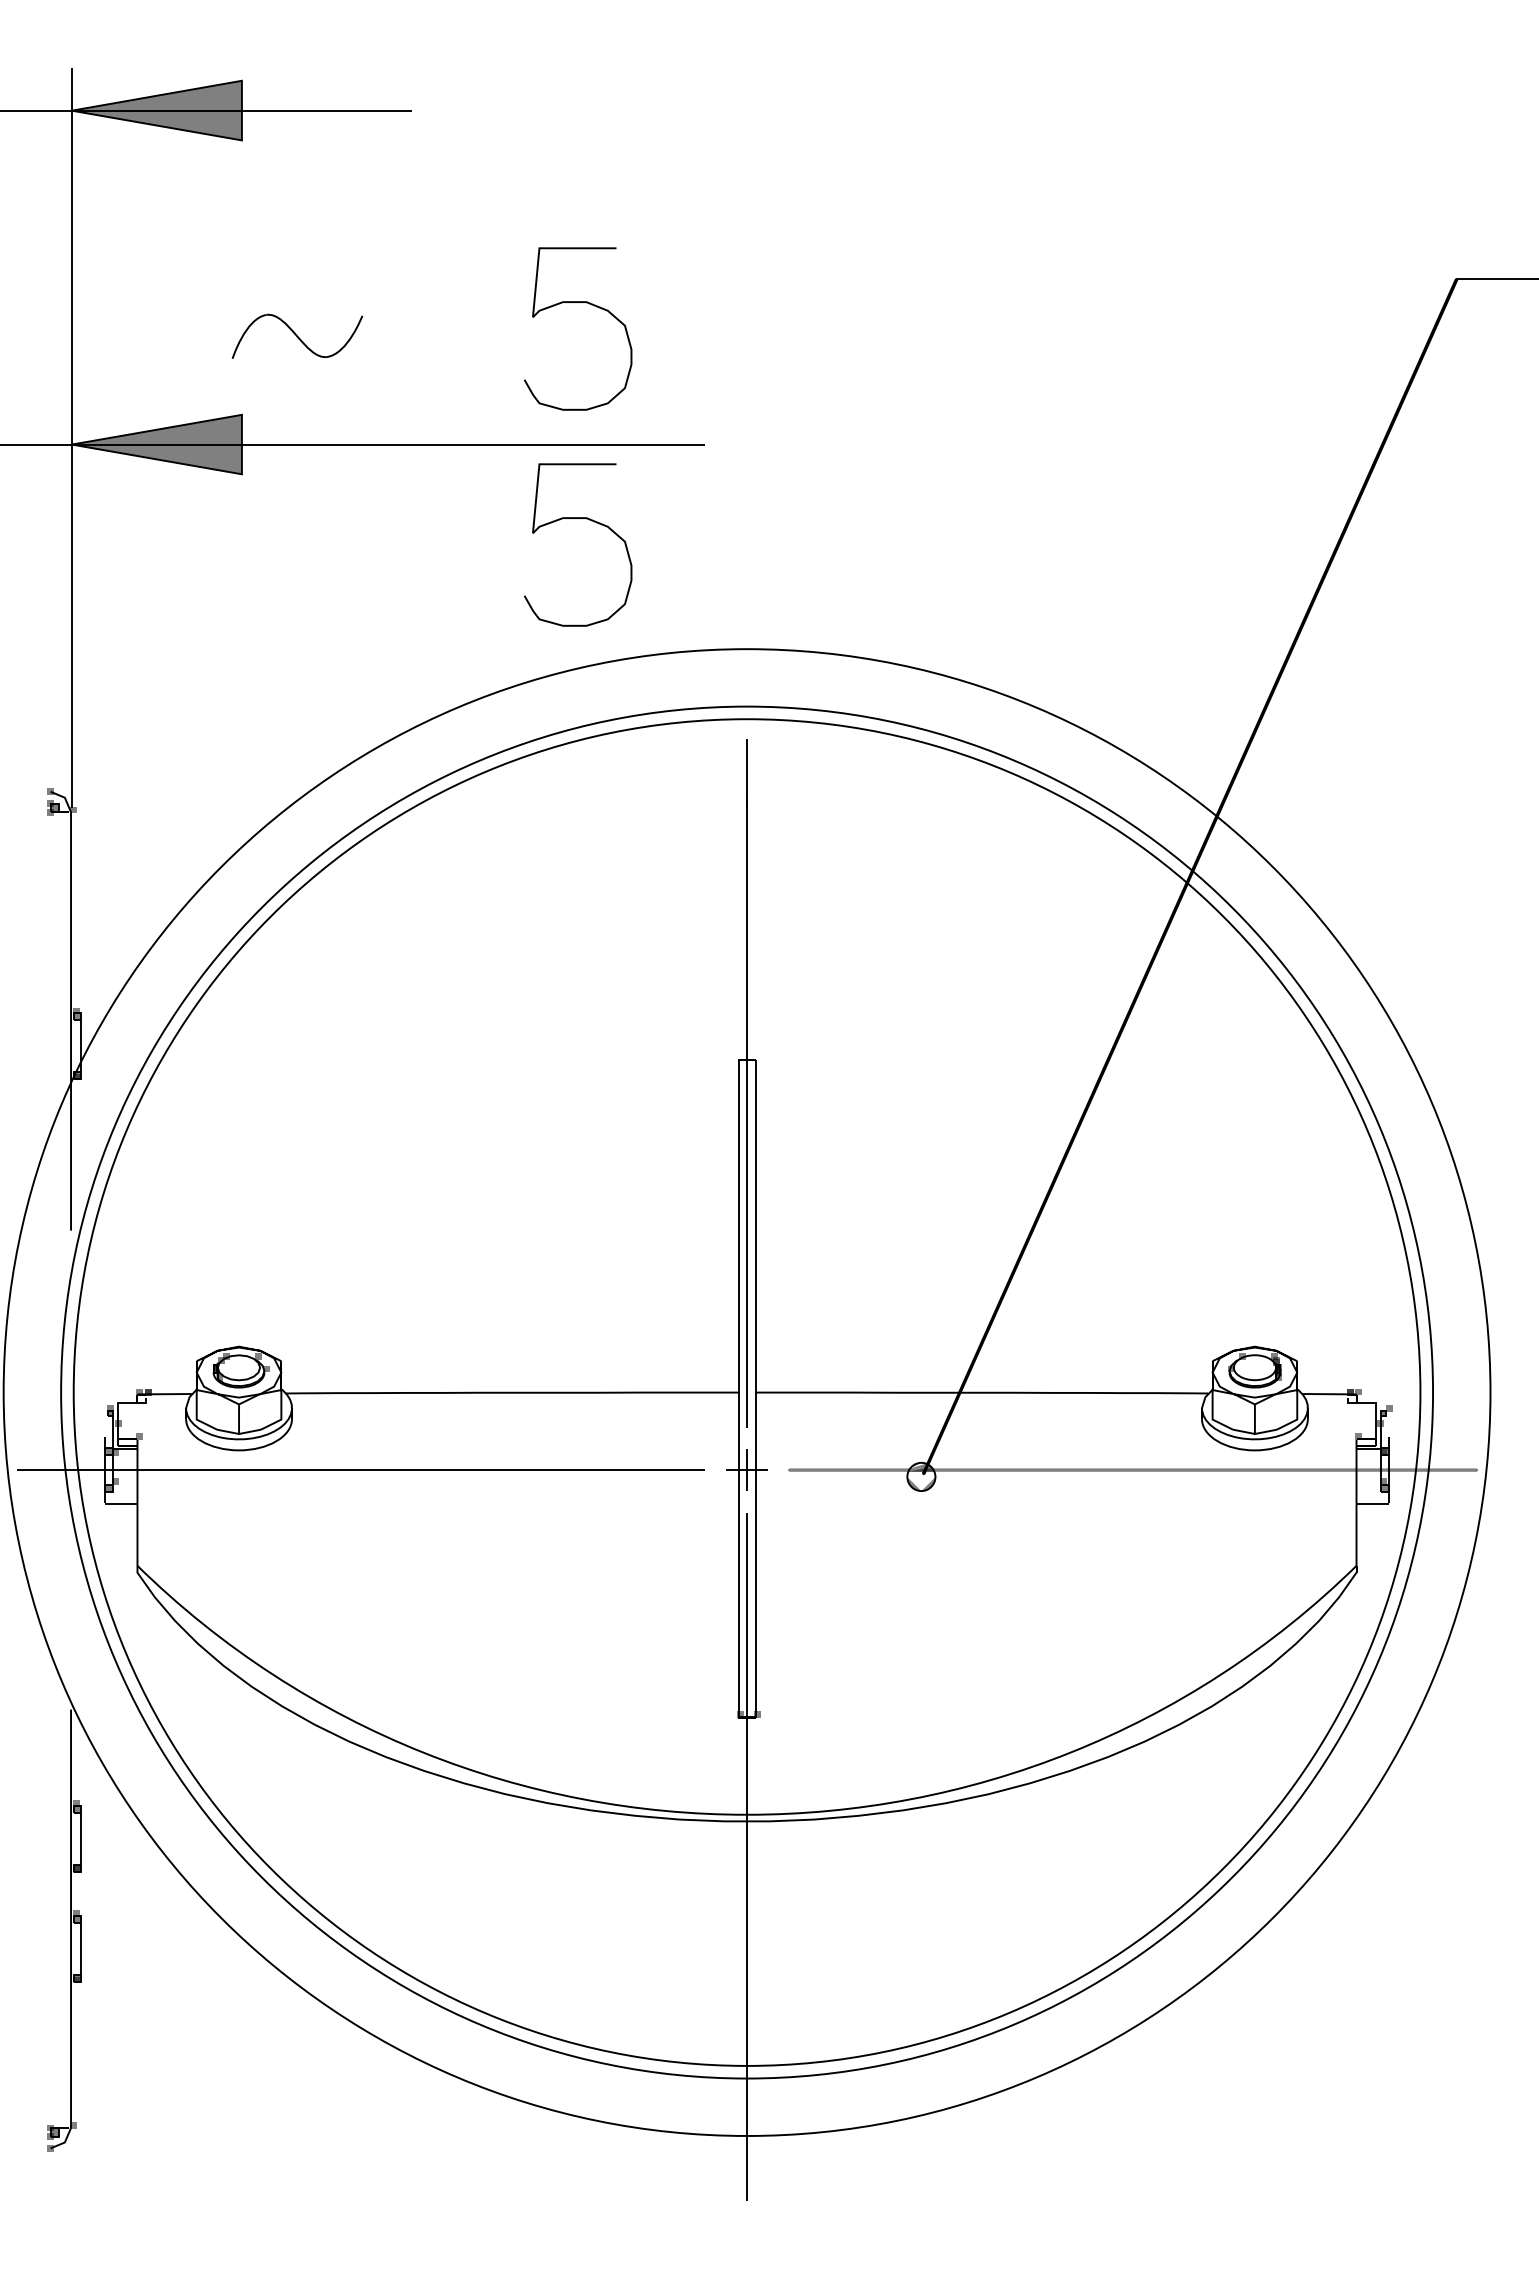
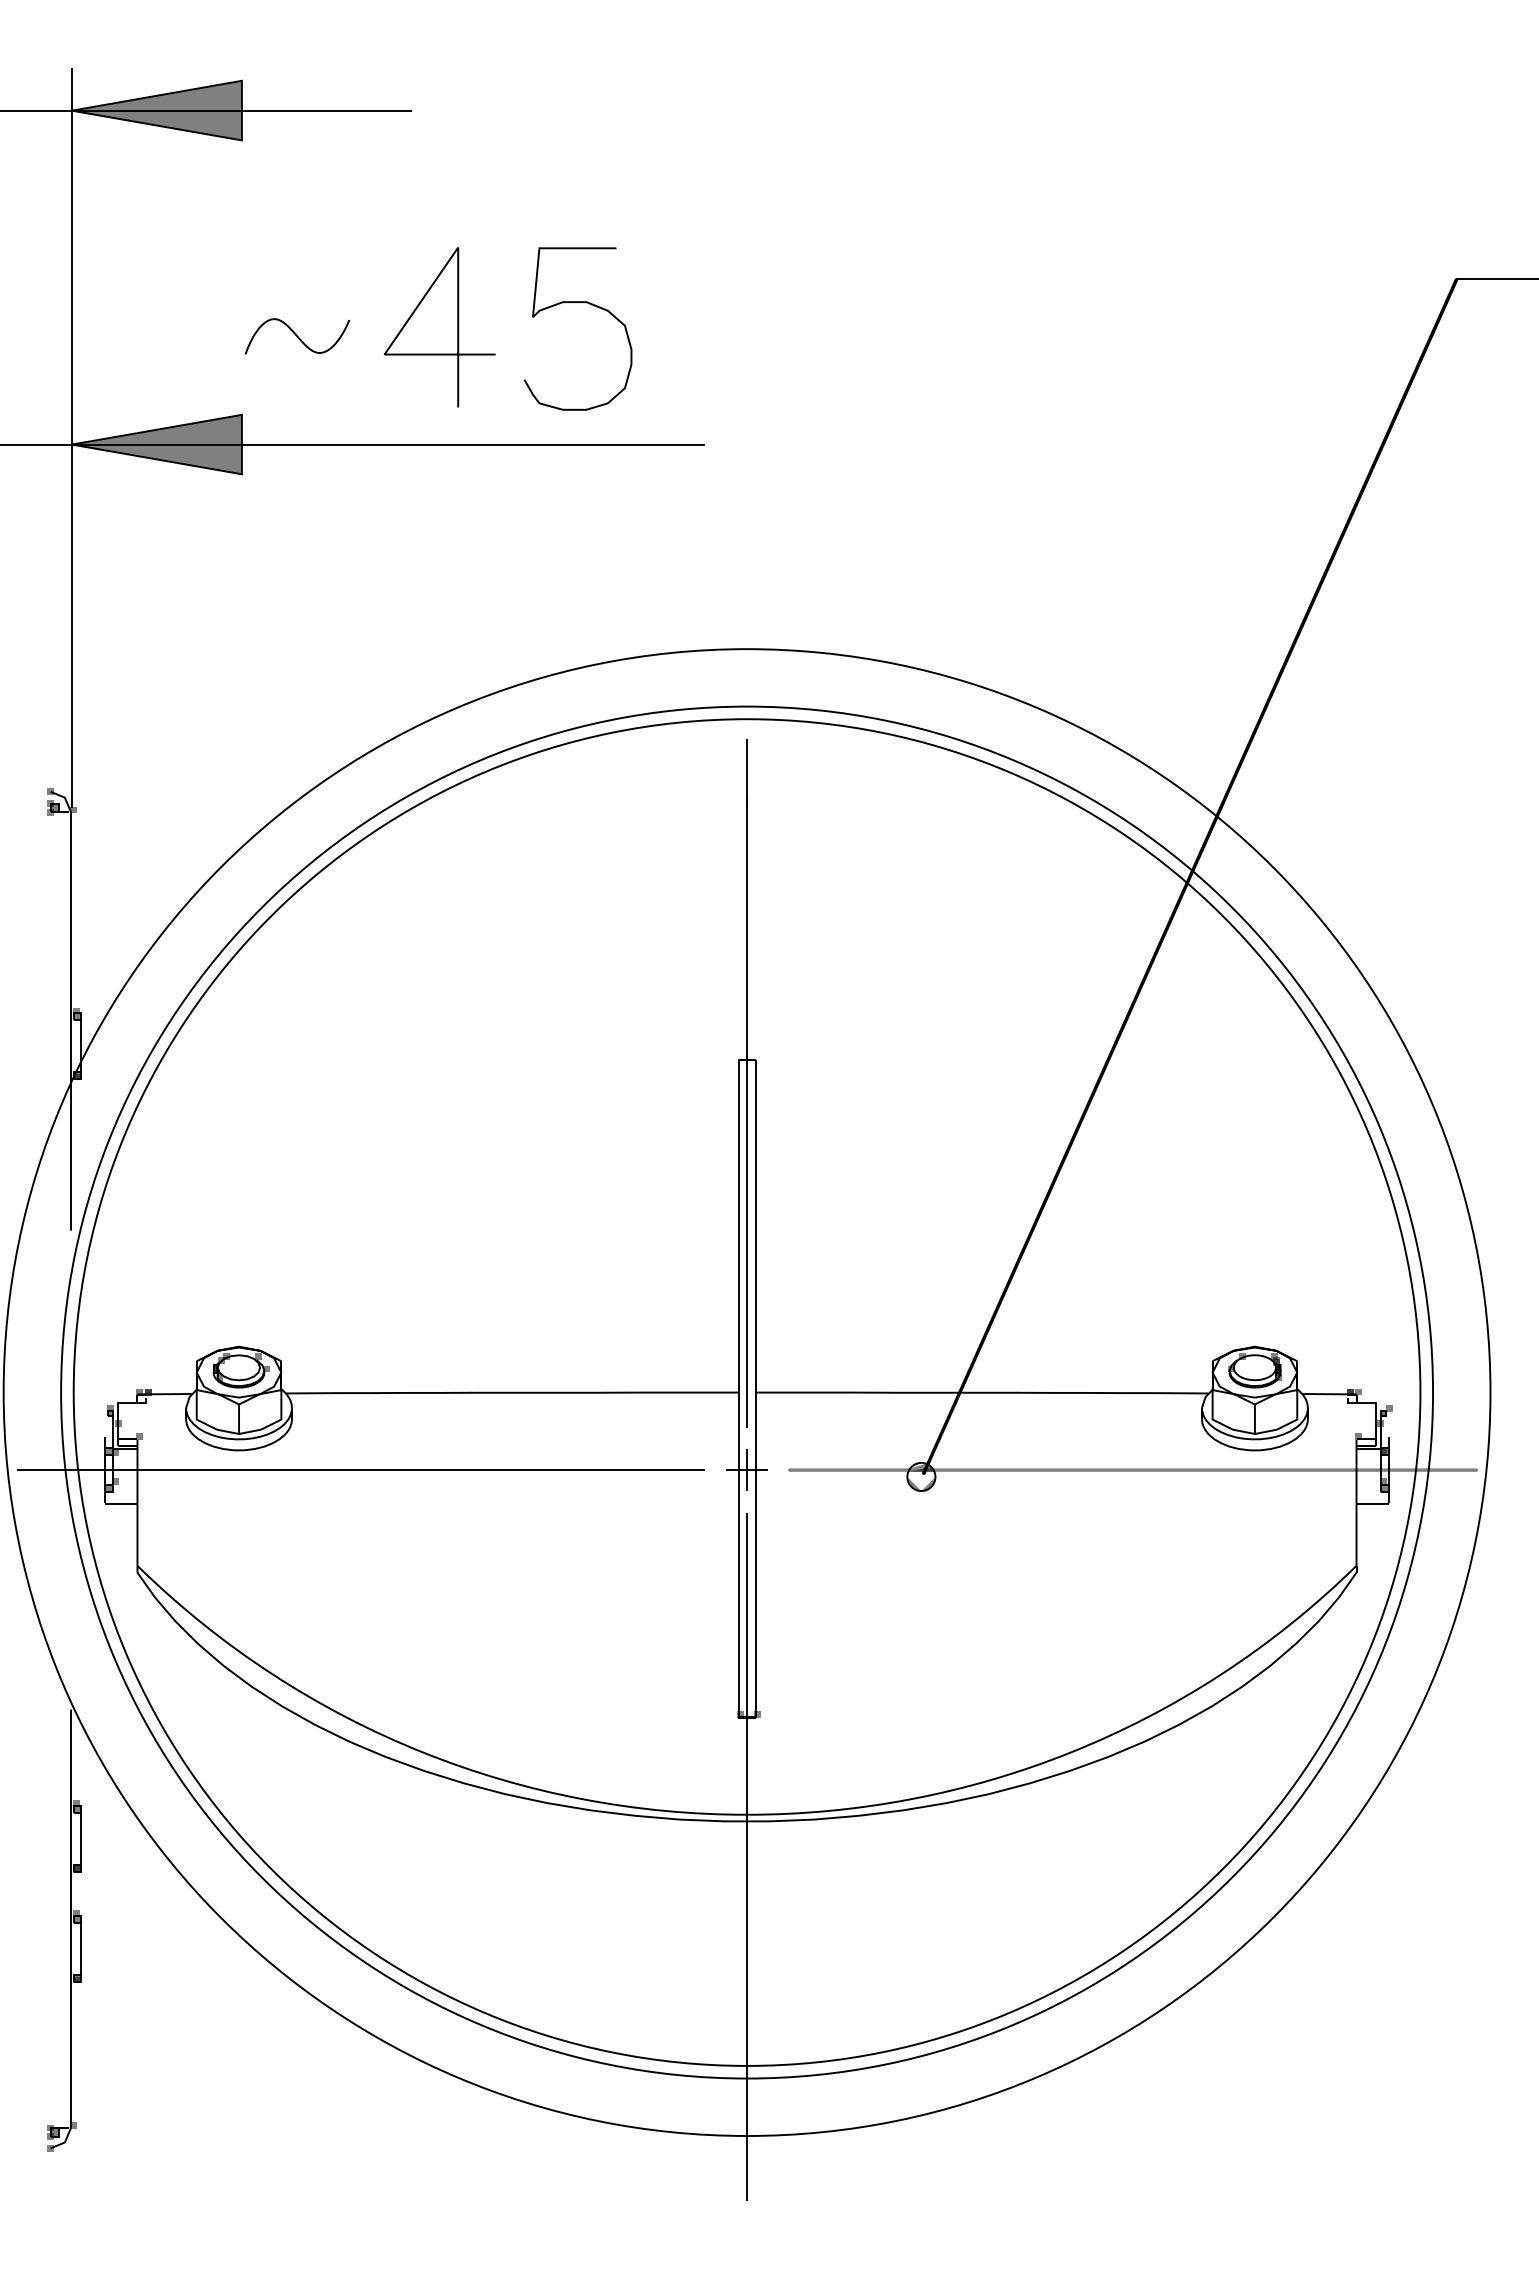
line: none -> present (457, 327)
part size: 133x46 px -> 107x37 px (297, 336)
curve: present -> none (577, 518)
